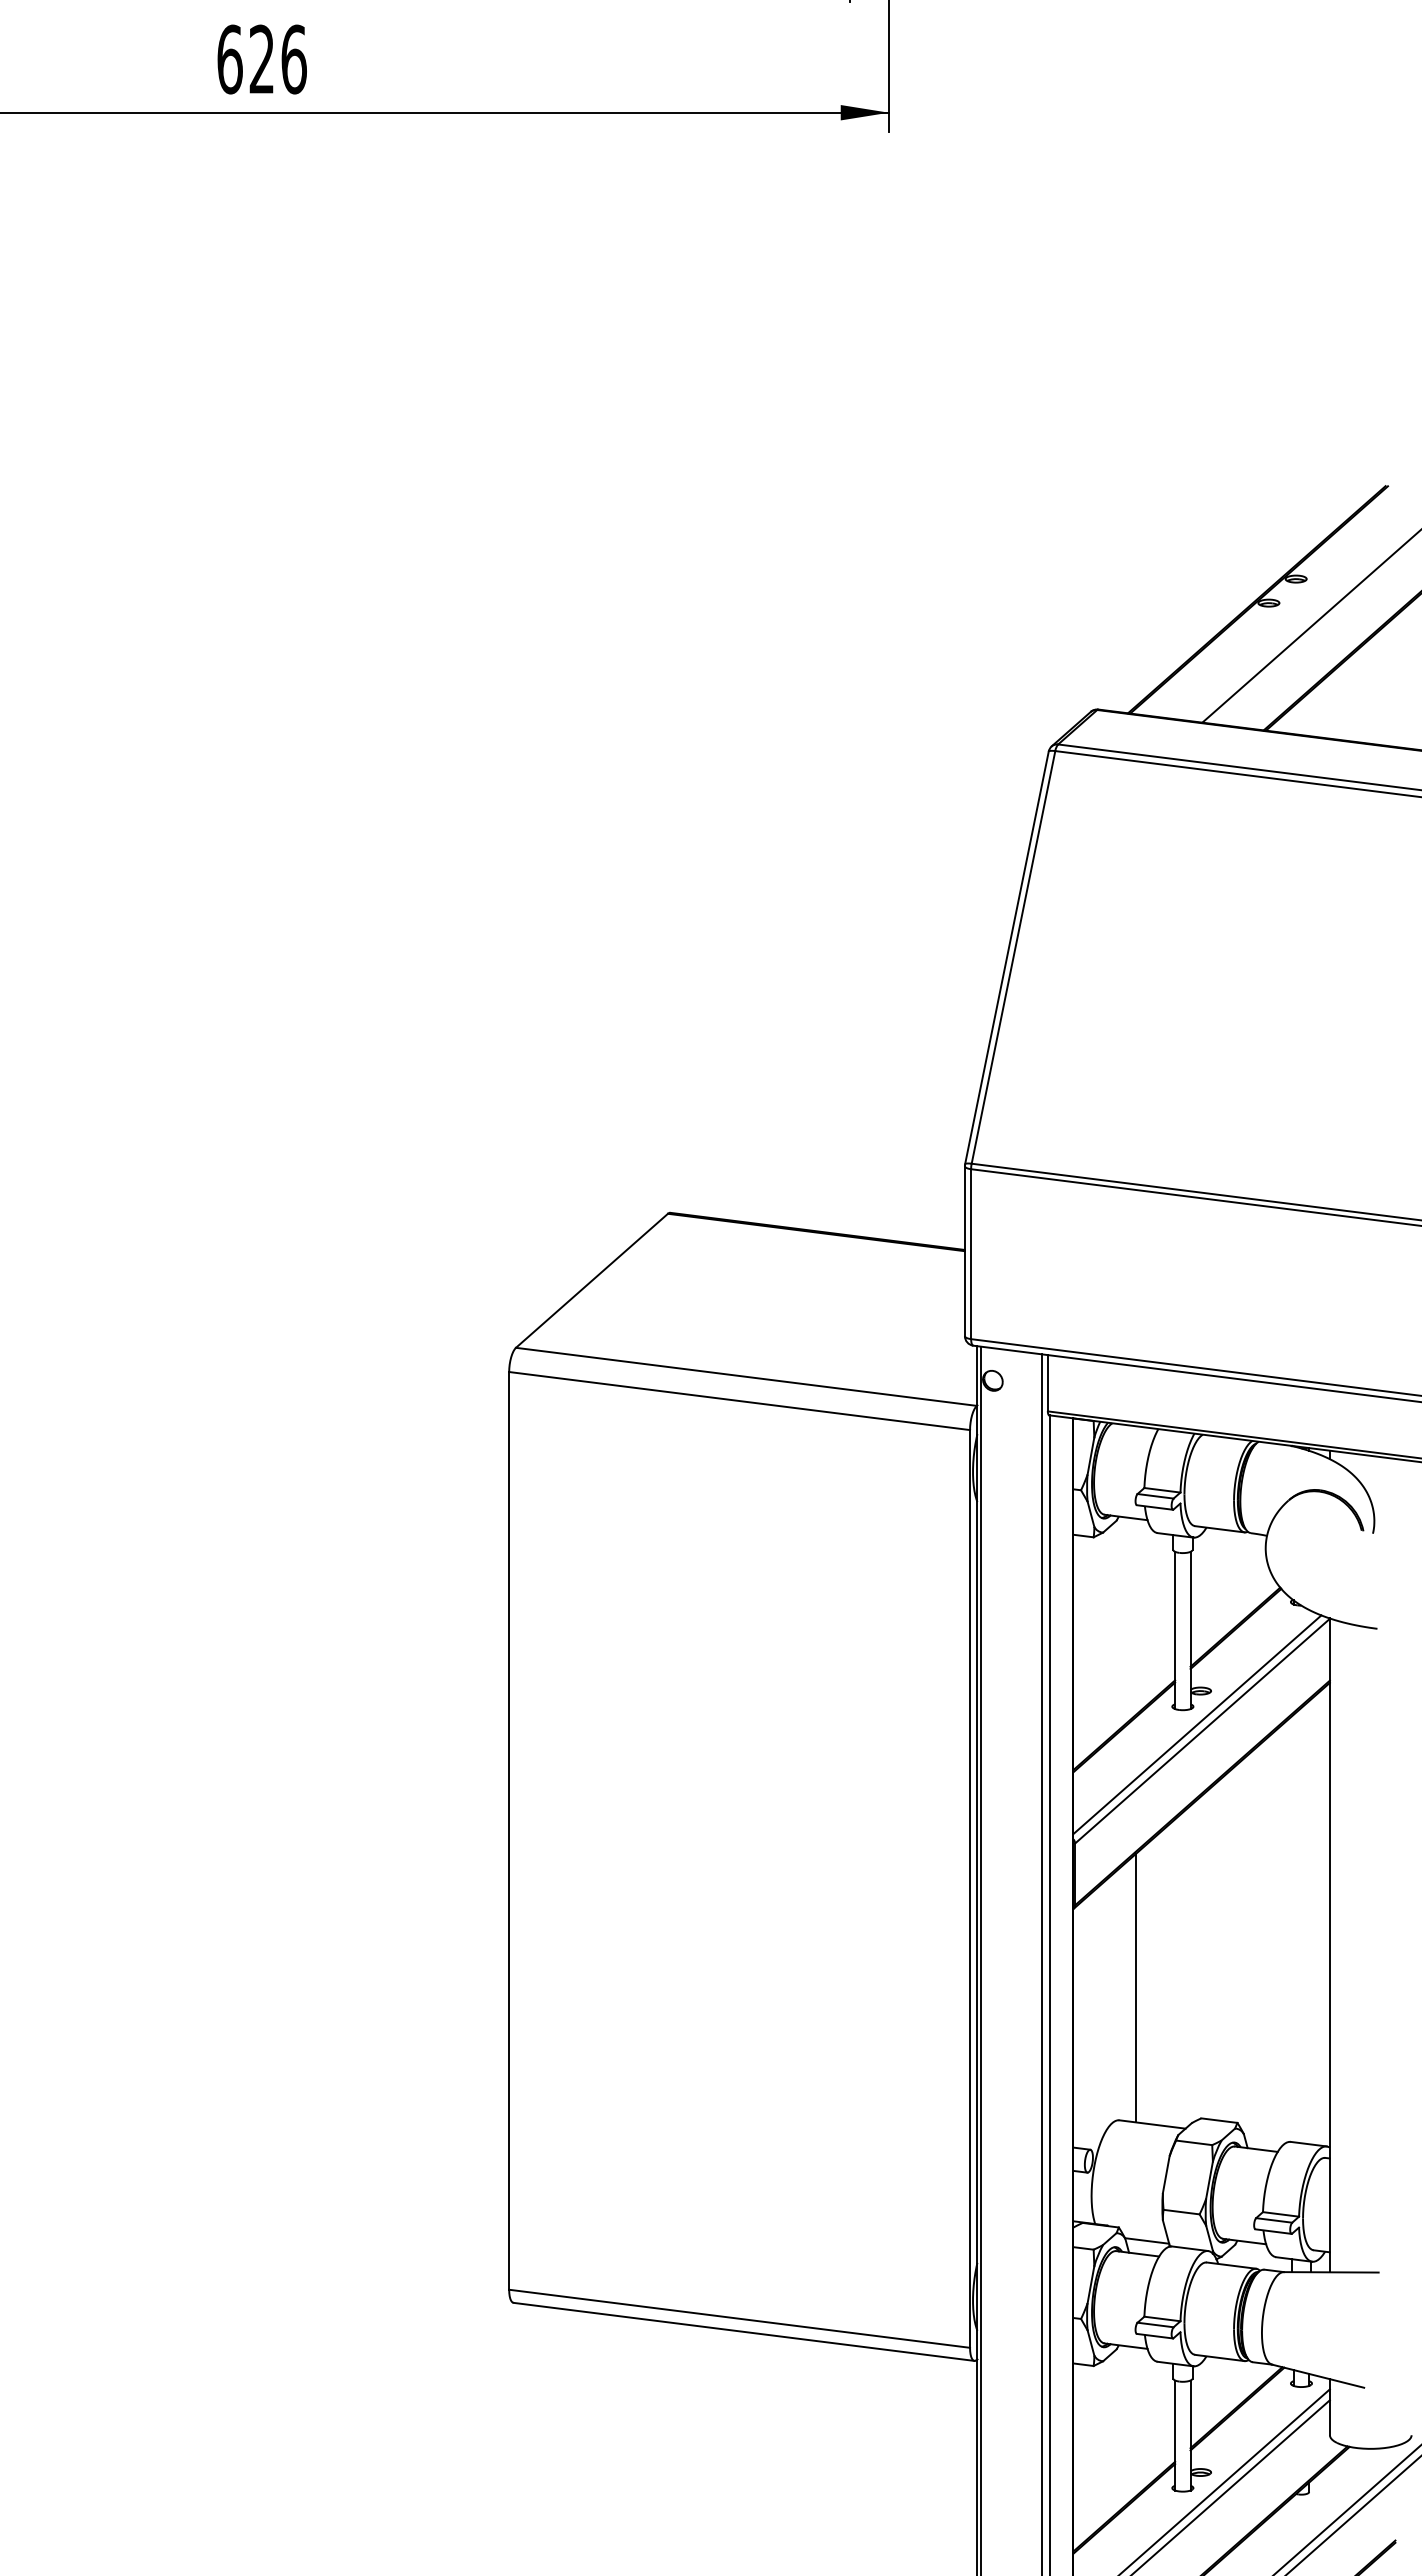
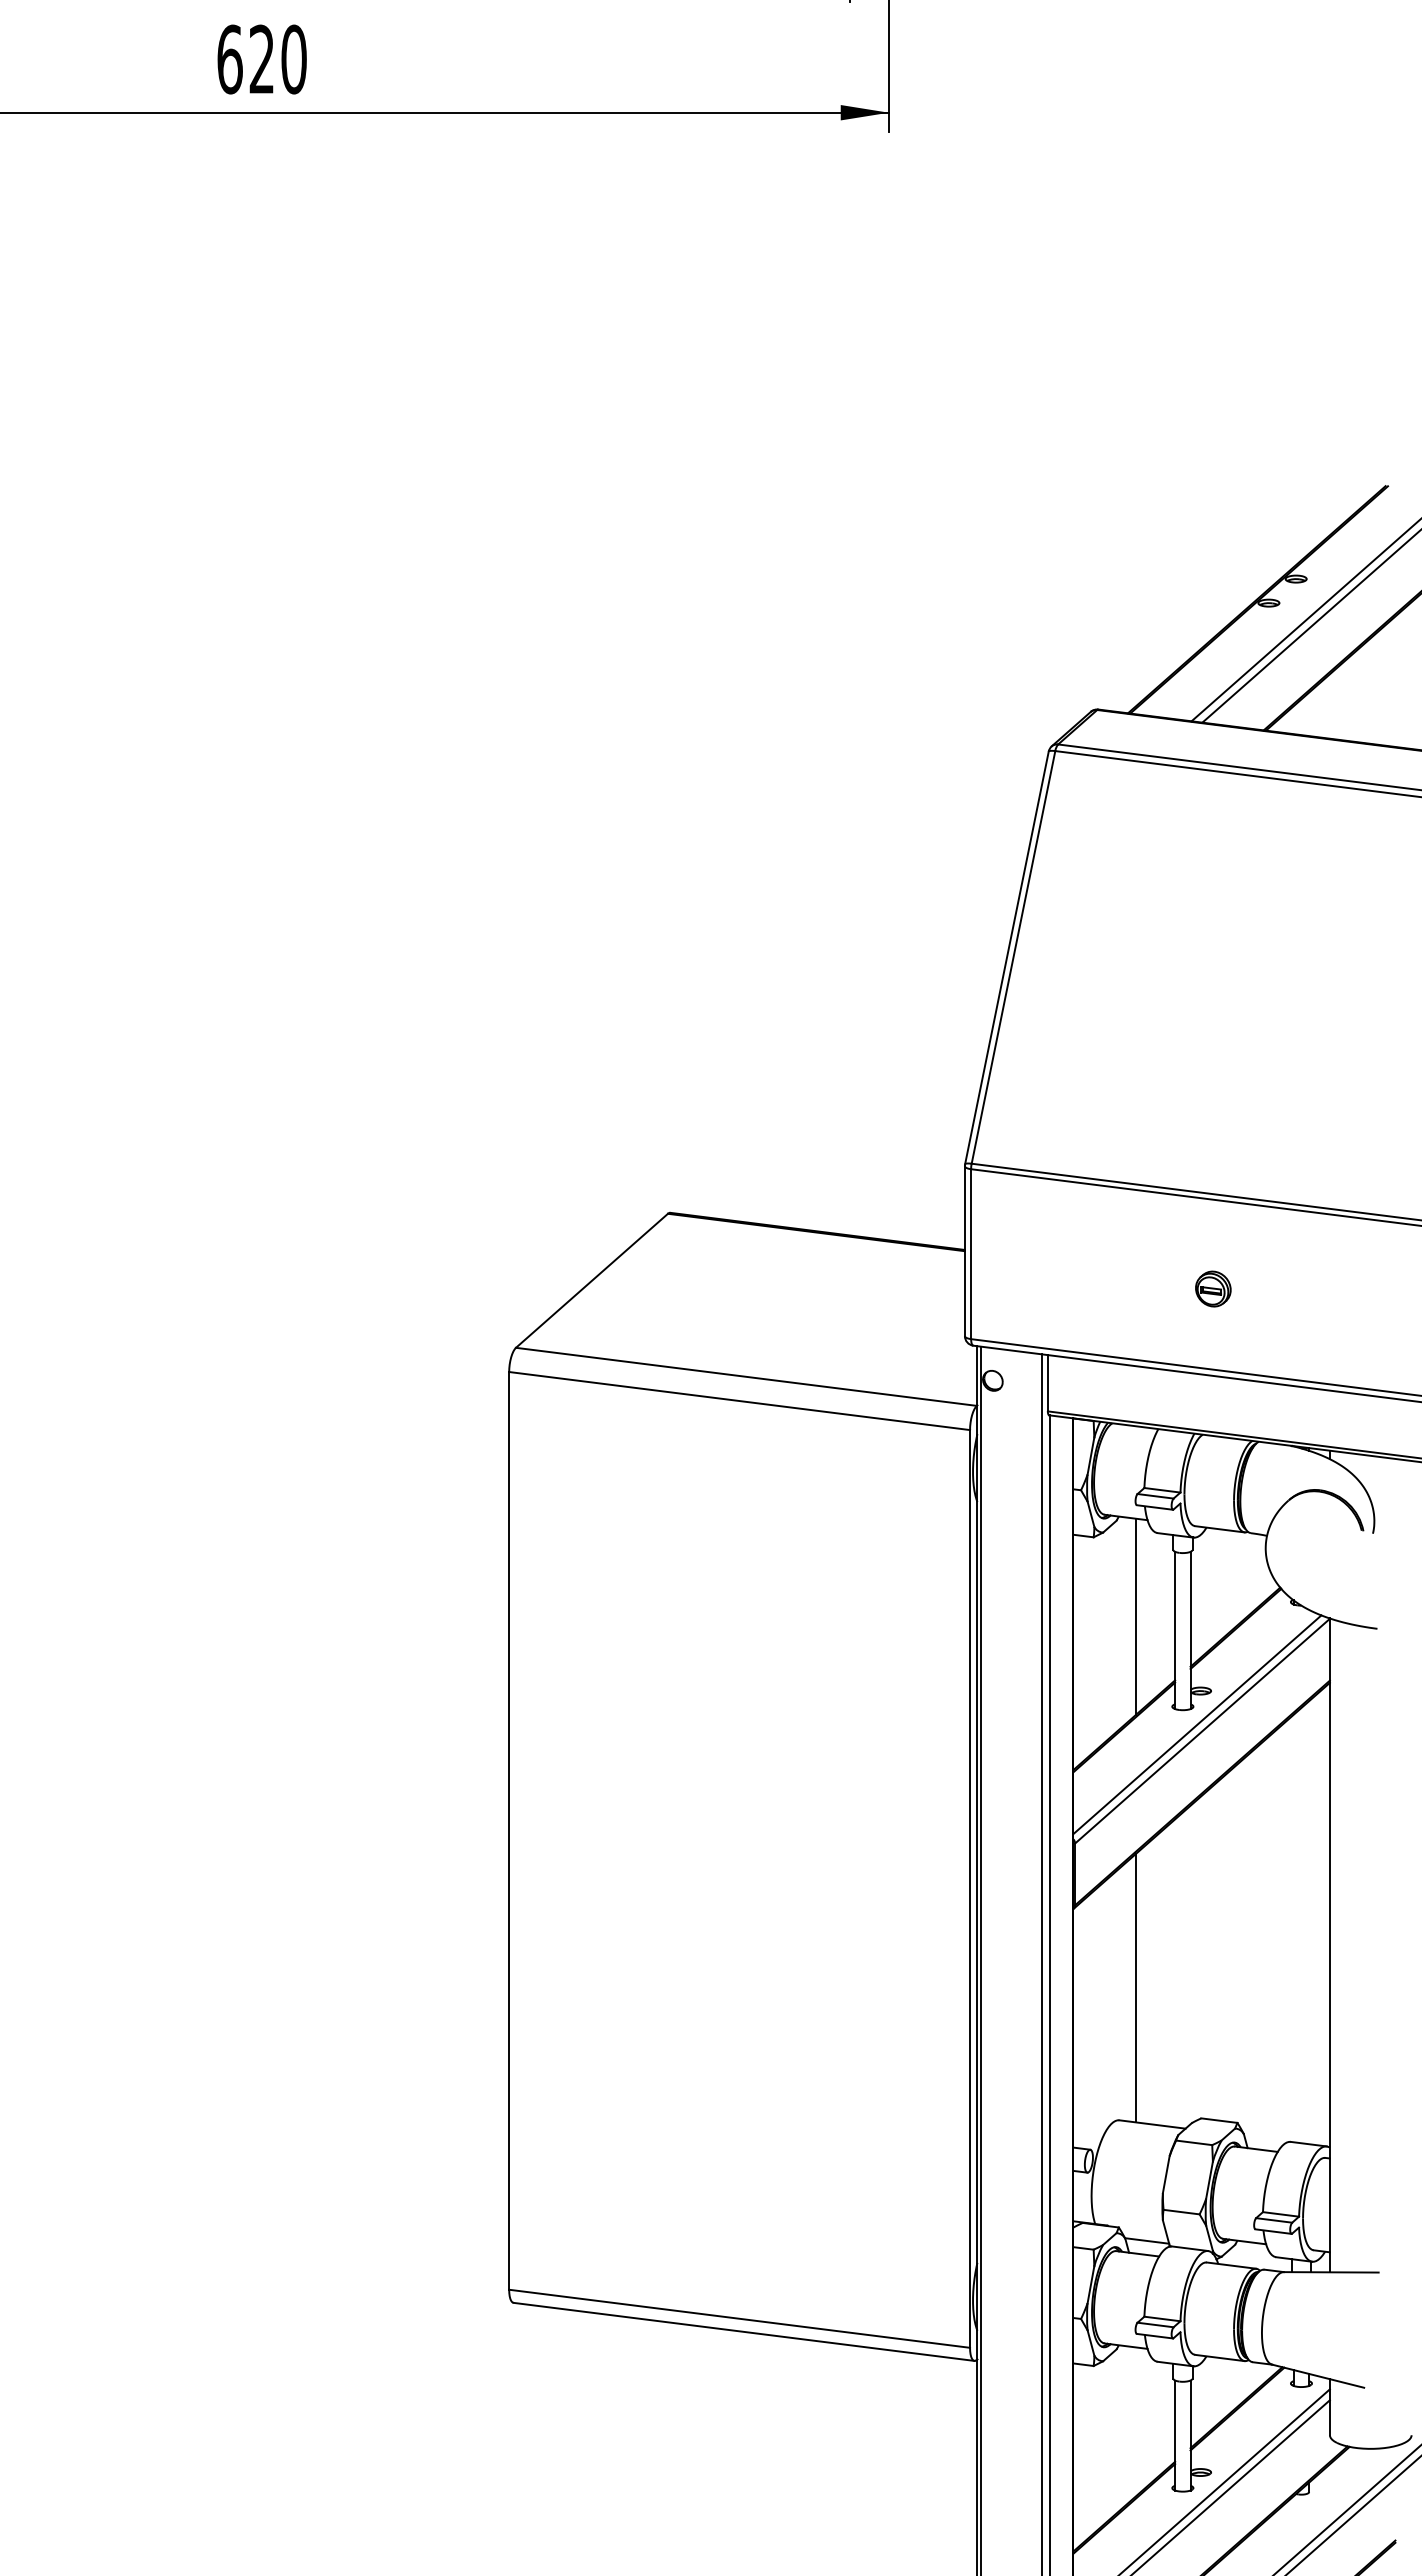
text: 626 -> 620 (293, 59)
line: none -> present (1304, 621)
part: none -> present (1213, 1288)
line: none -> present (1135, 1616)
